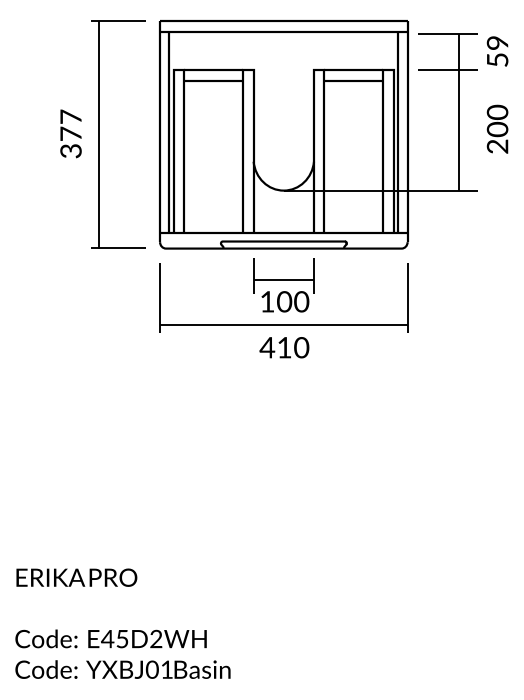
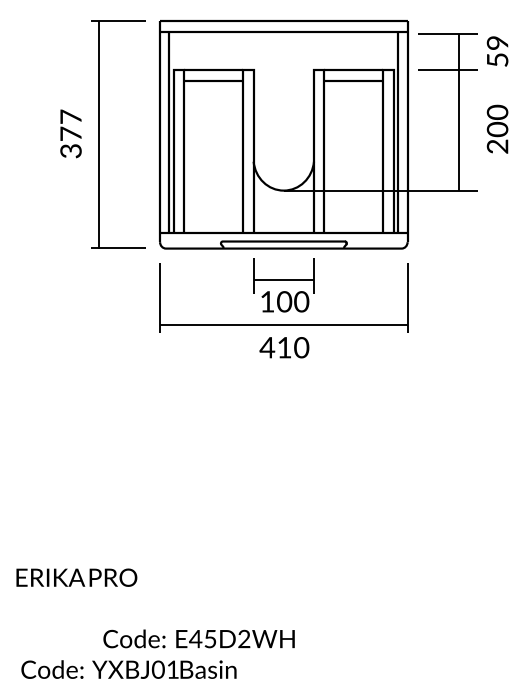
text position: (110, 638) -> (198, 638) (198, 638)
text position: (122, 669) -> (128, 669) (128, 669)
